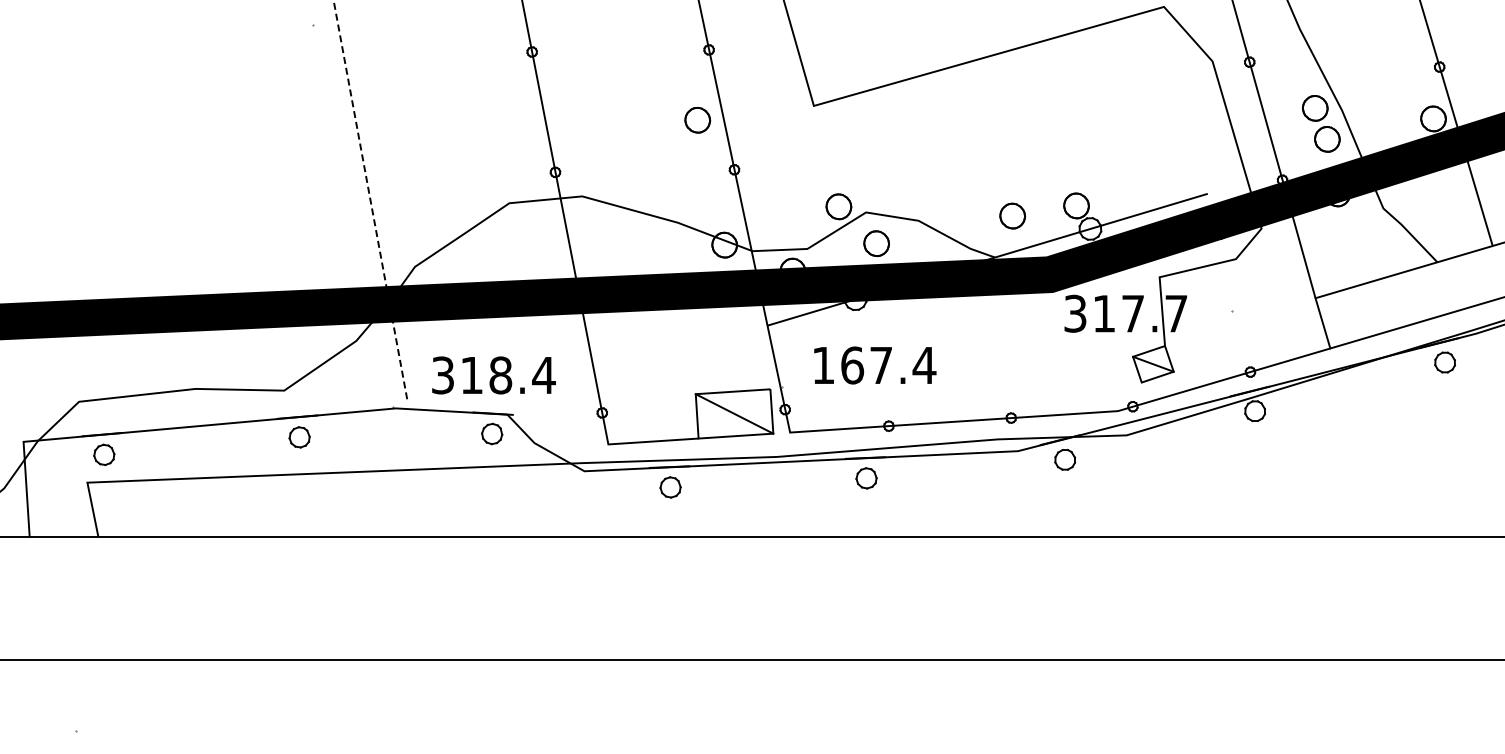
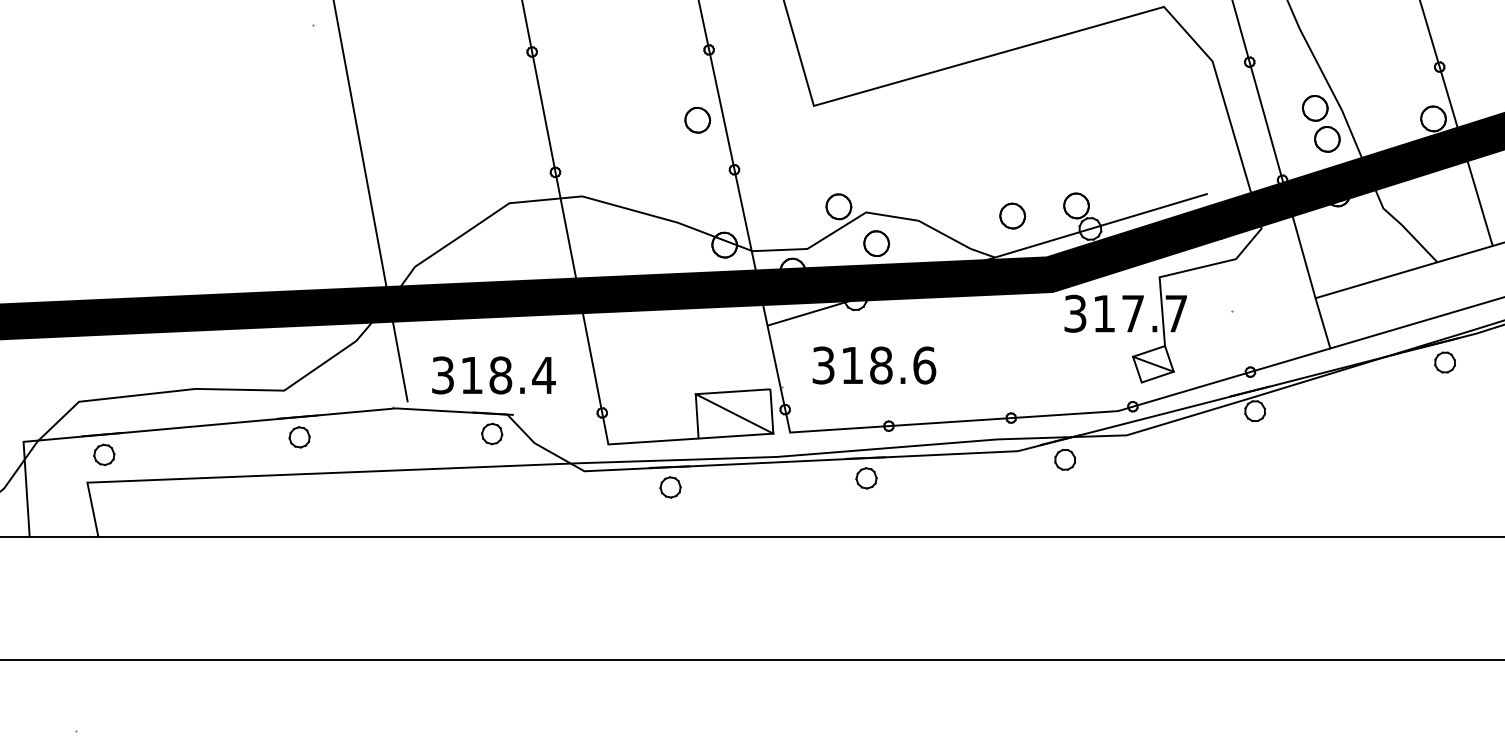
line: dashed -> solid (370, 201)
text: 167.4 -> 318.6 (874, 365)
